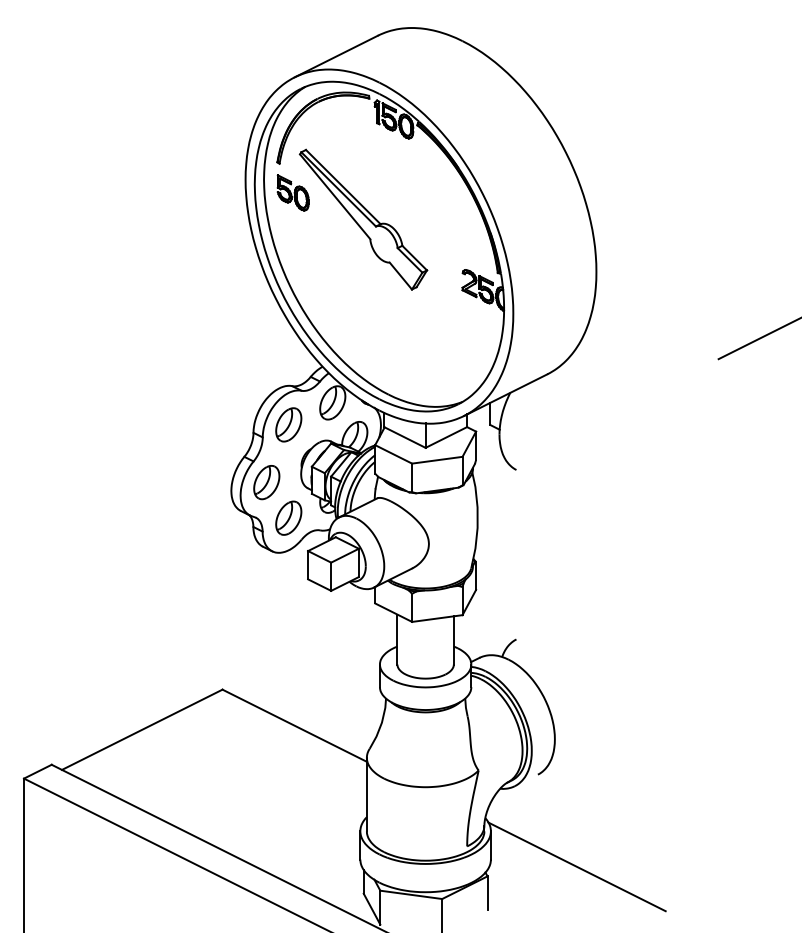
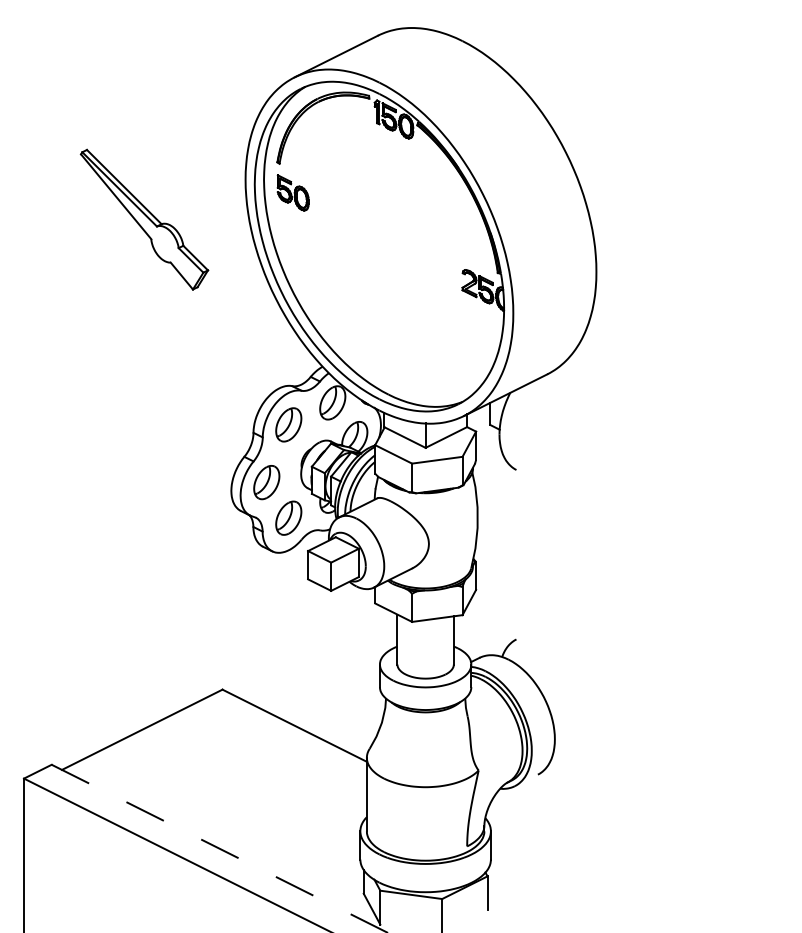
part position: (363, 219) -> (144, 219) (144, 219)
line: present -> none (758, 339)
line: solid -> dashed (219, 848)
line: present -> none (576, 866)
